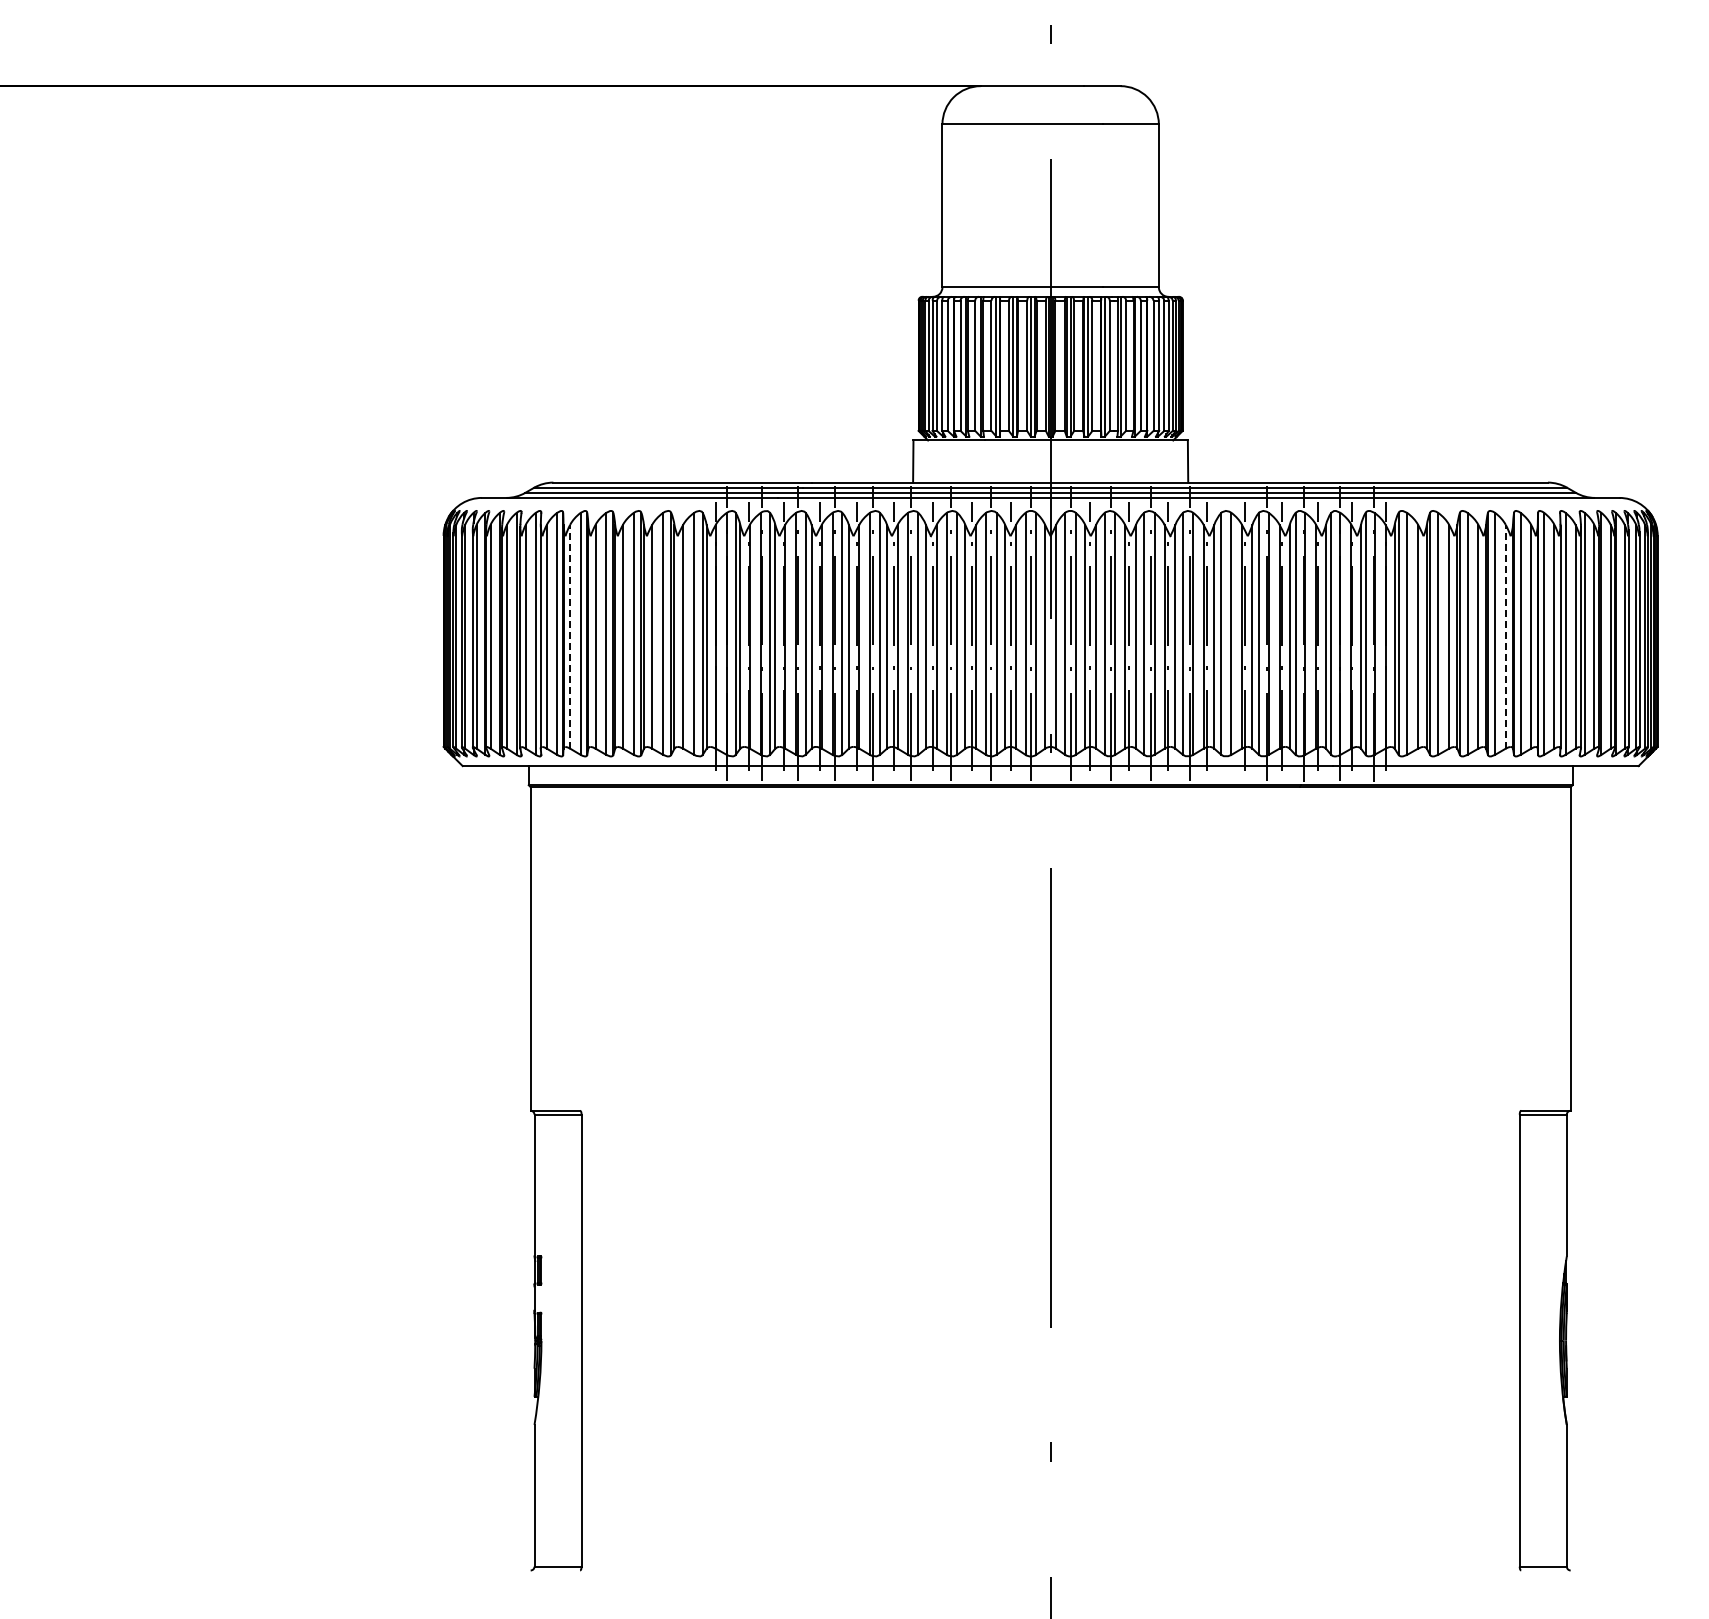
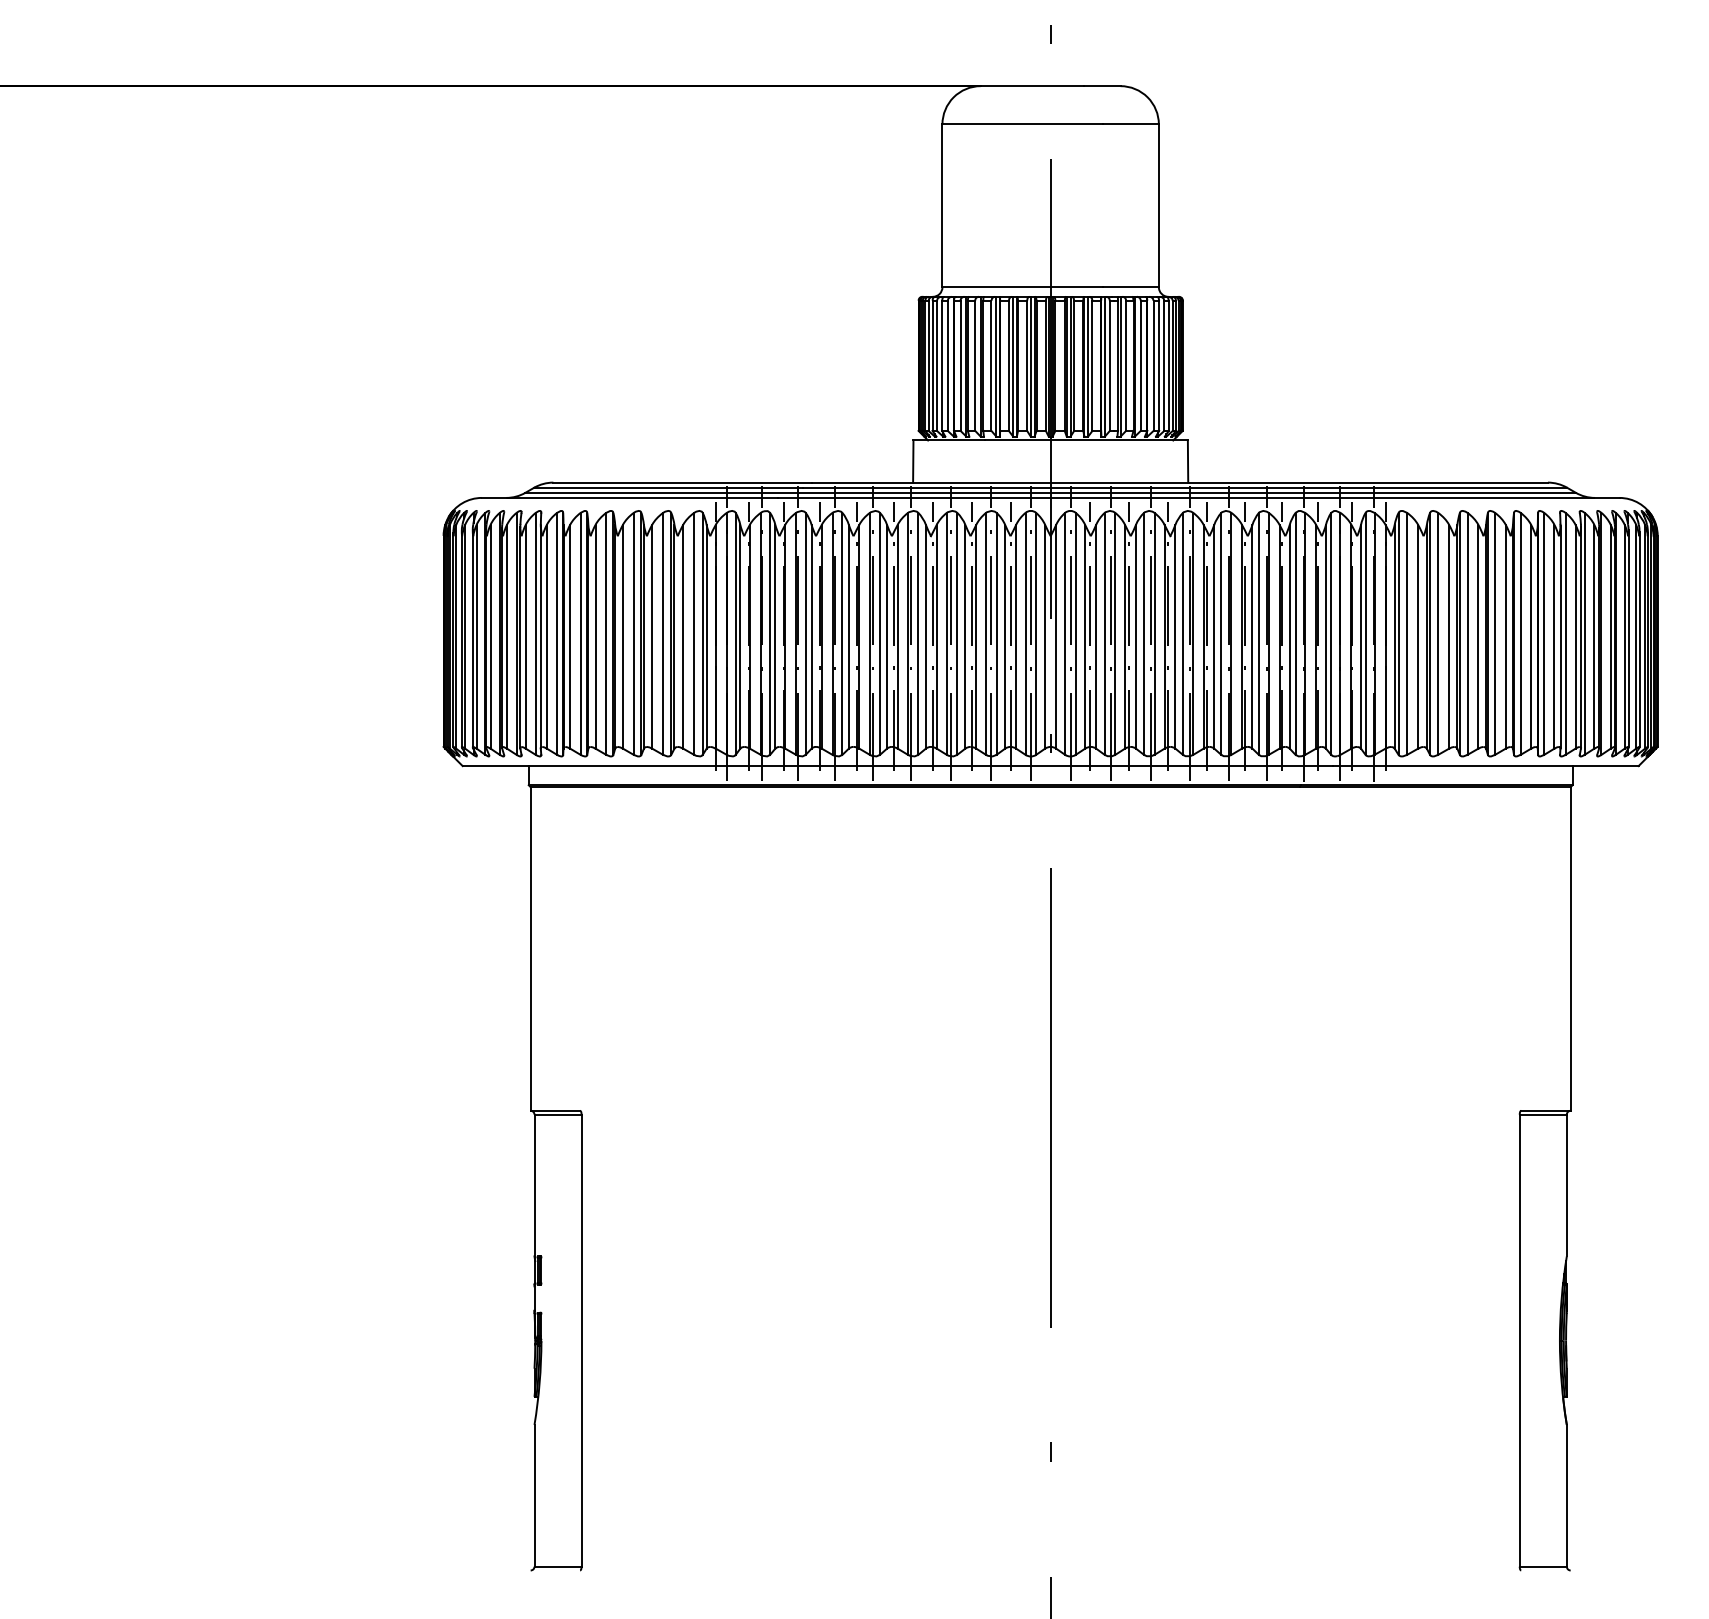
line: none -> present (1228, 633)
line: dashed -> solid (570, 636)
line: dashed -> solid (1505, 636)
